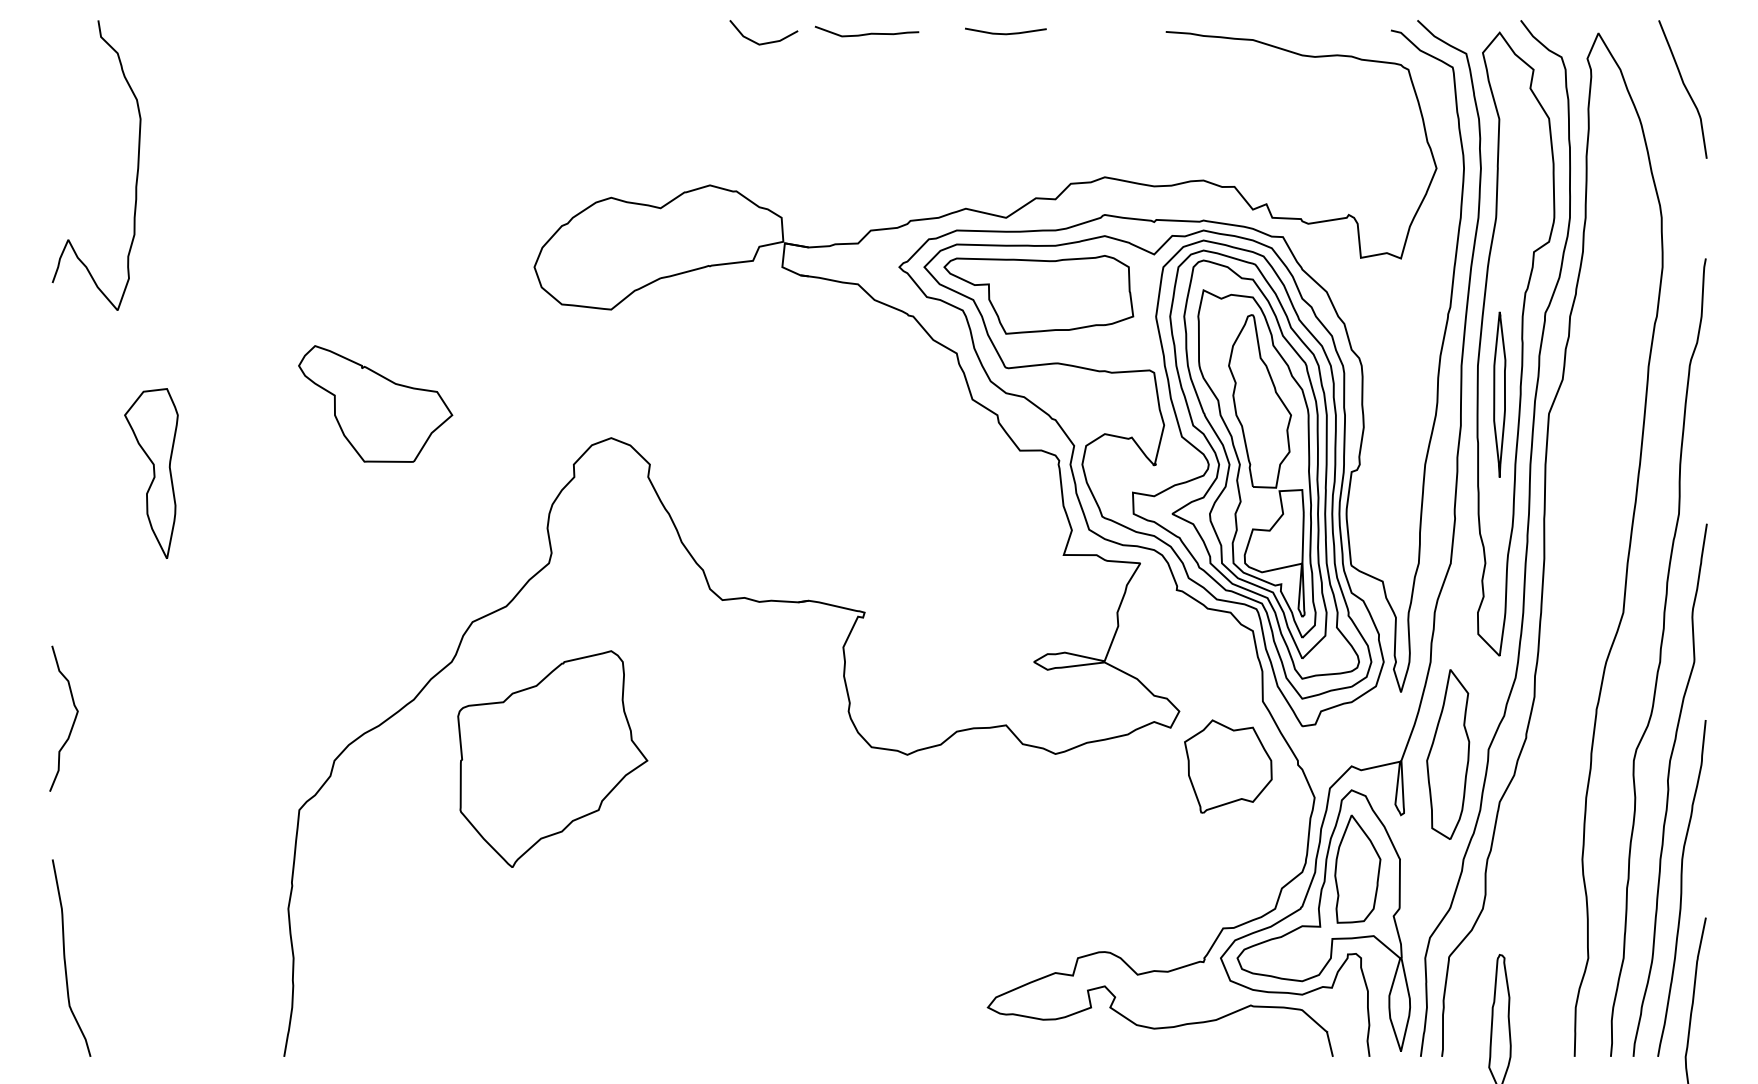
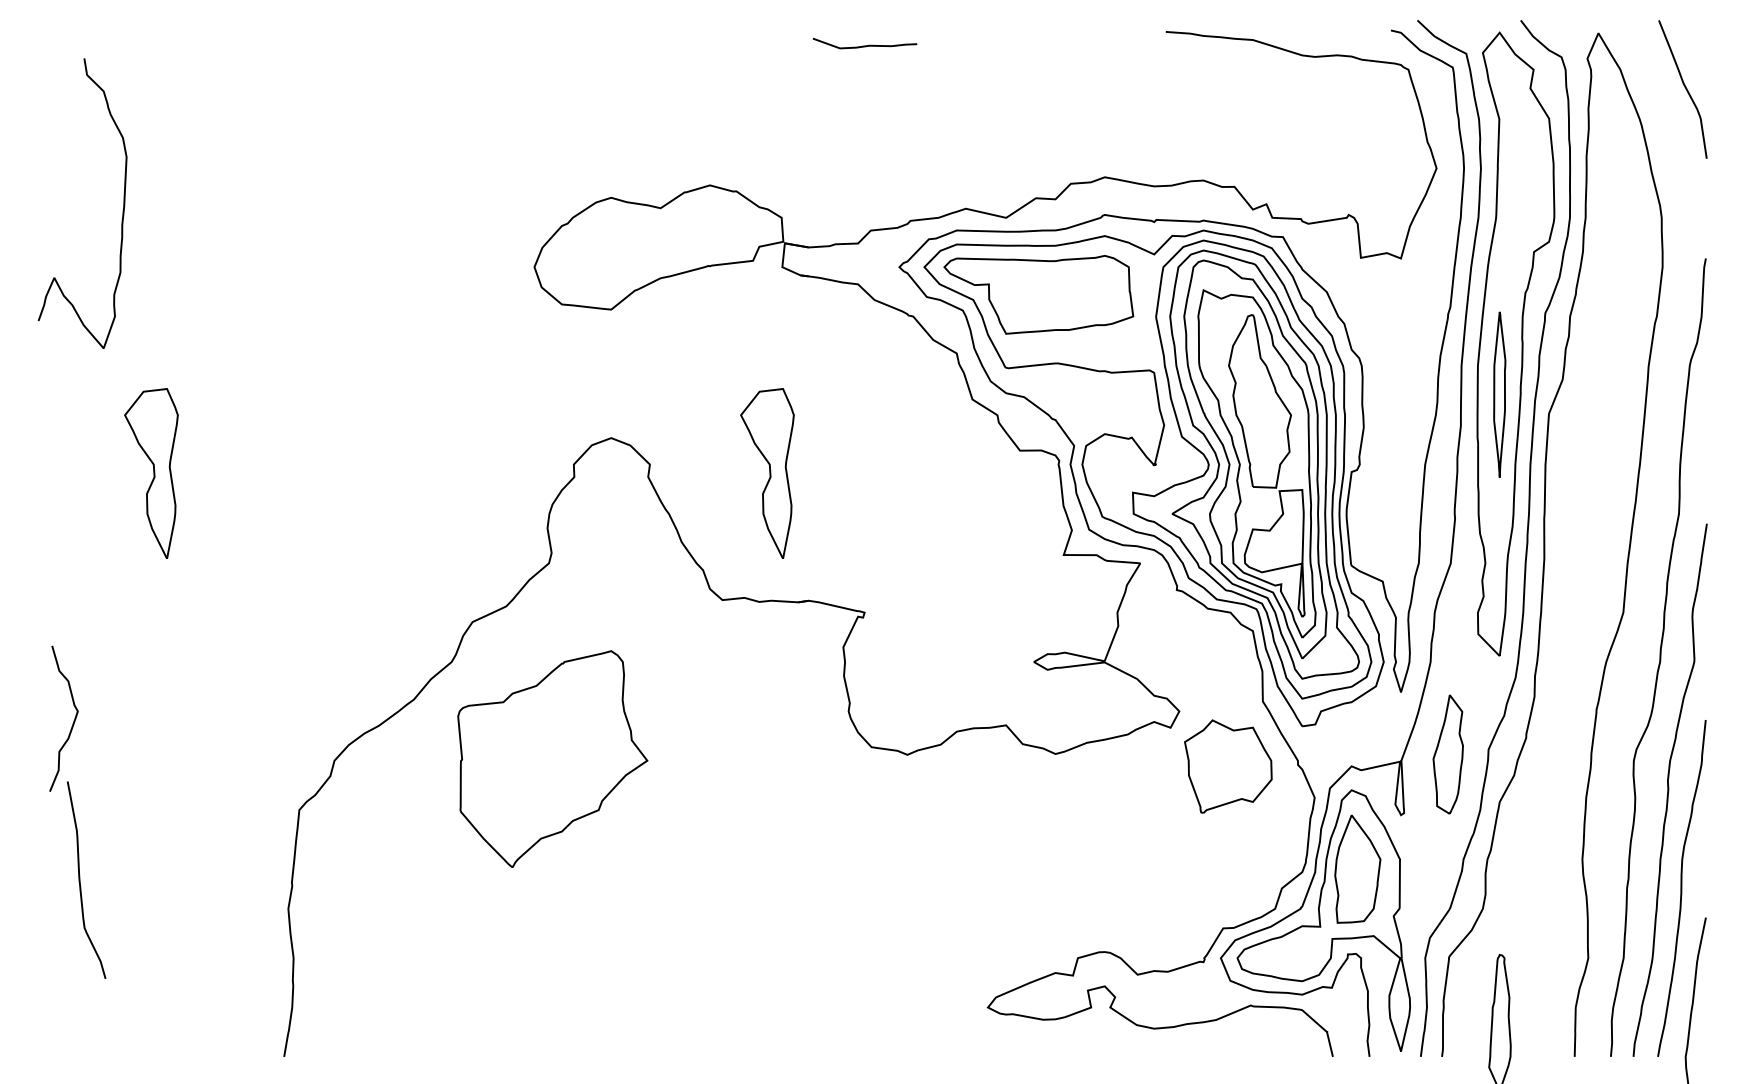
curve position: (866, 33) -> (864, 45) (864, 45)
line: present -> none (1005, 33)
line: present -> none (764, 42)
curve position: (136, 172) -> (122, 210) (122, 210)
part: present -> none (375, 403)
part: none -> present (767, 473)
part size: 45x171 px -> 32x121 px (1447, 754)
curve position: (65, 957) -> (80, 879) (80, 879)
